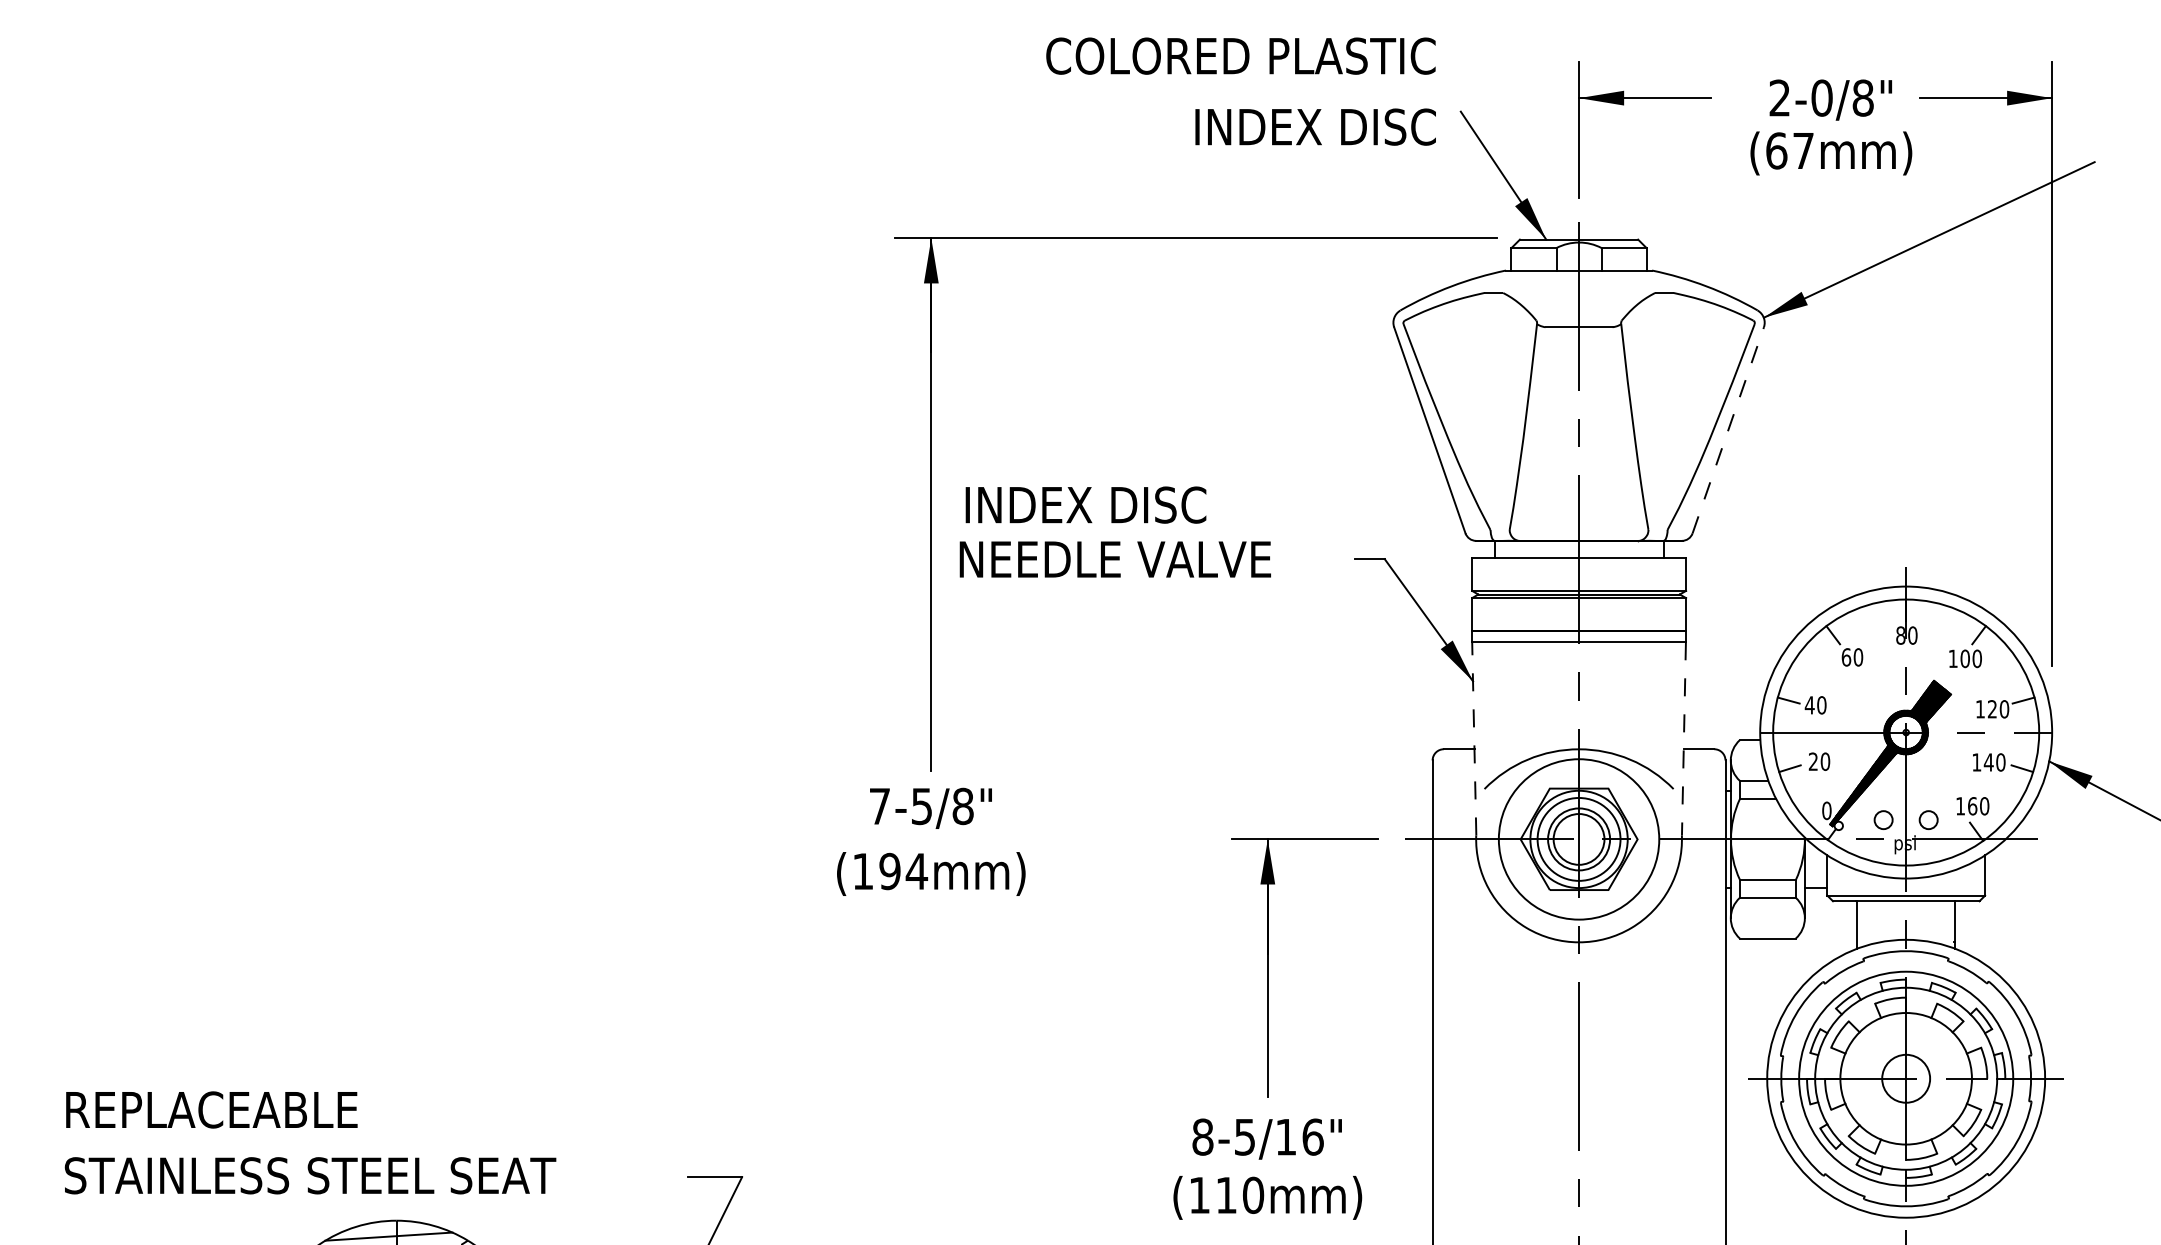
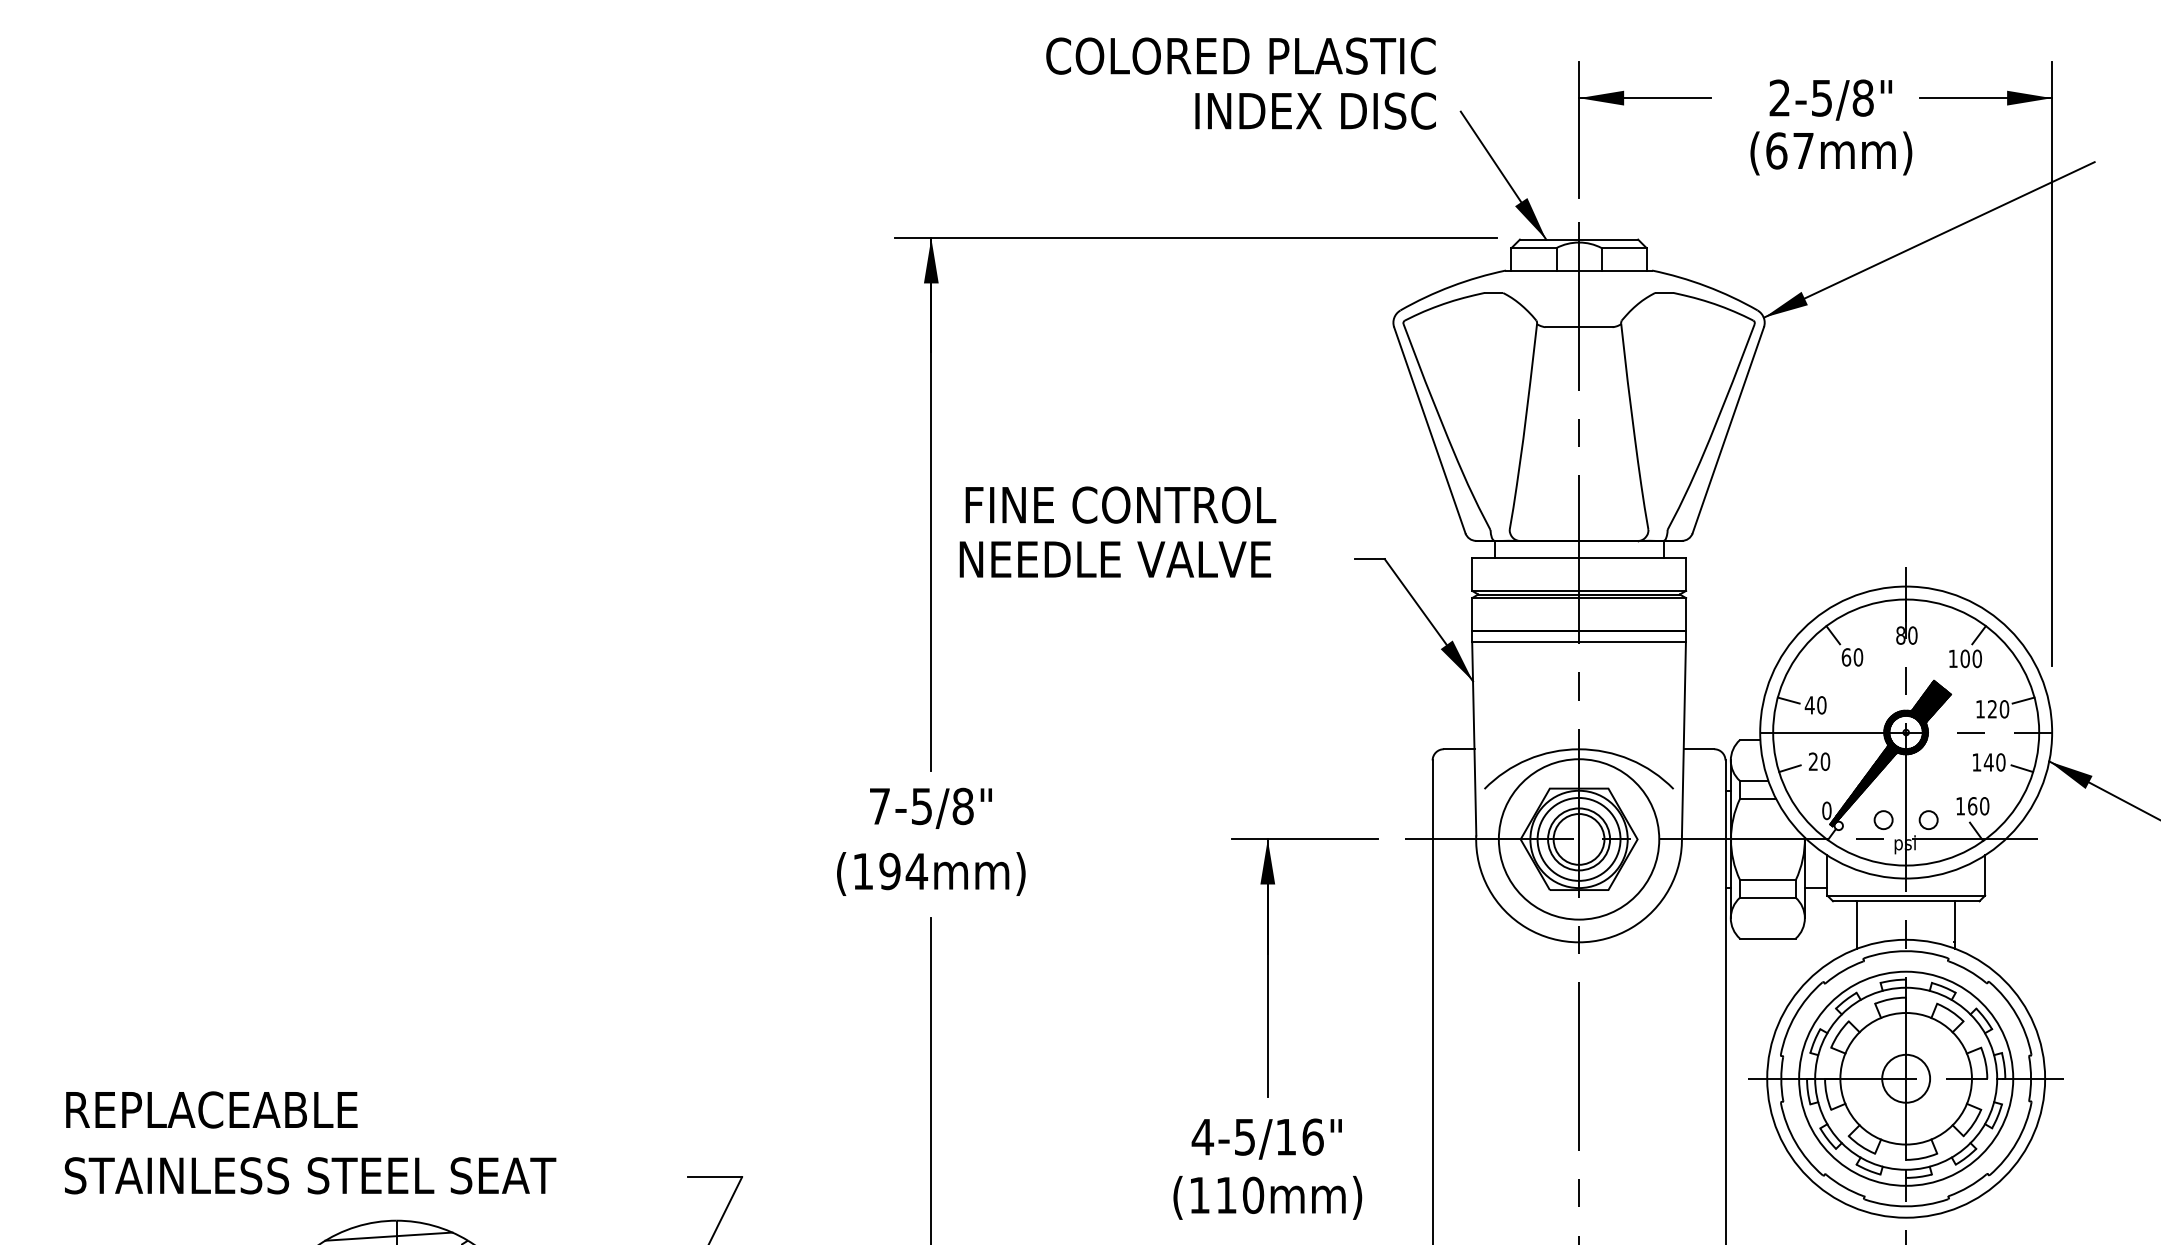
text: 2-0/8" -> 2-5/8" (1821, 97)
text position: (1315, 126) -> (1315, 110) (1315, 110)
line: dashed -> solid (1728, 429)
text: INDEX DISC -> FINE CONTROL (1123, 504)
line: dashed -> solid (1474, 738)
line: dashed -> solid (1683, 738)
line: none -> present (931, 1079)
text: 8-5/16" -> 4-5/16" (1202, 1136)
